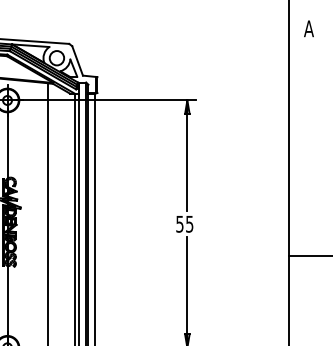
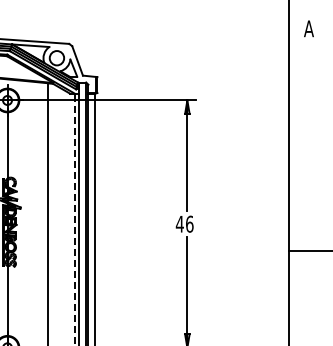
line: solid -> dashed (74, 219)
text: 55 -> 46 (184, 223)
line position: (308, 255) -> (308, 250) (308, 250)
